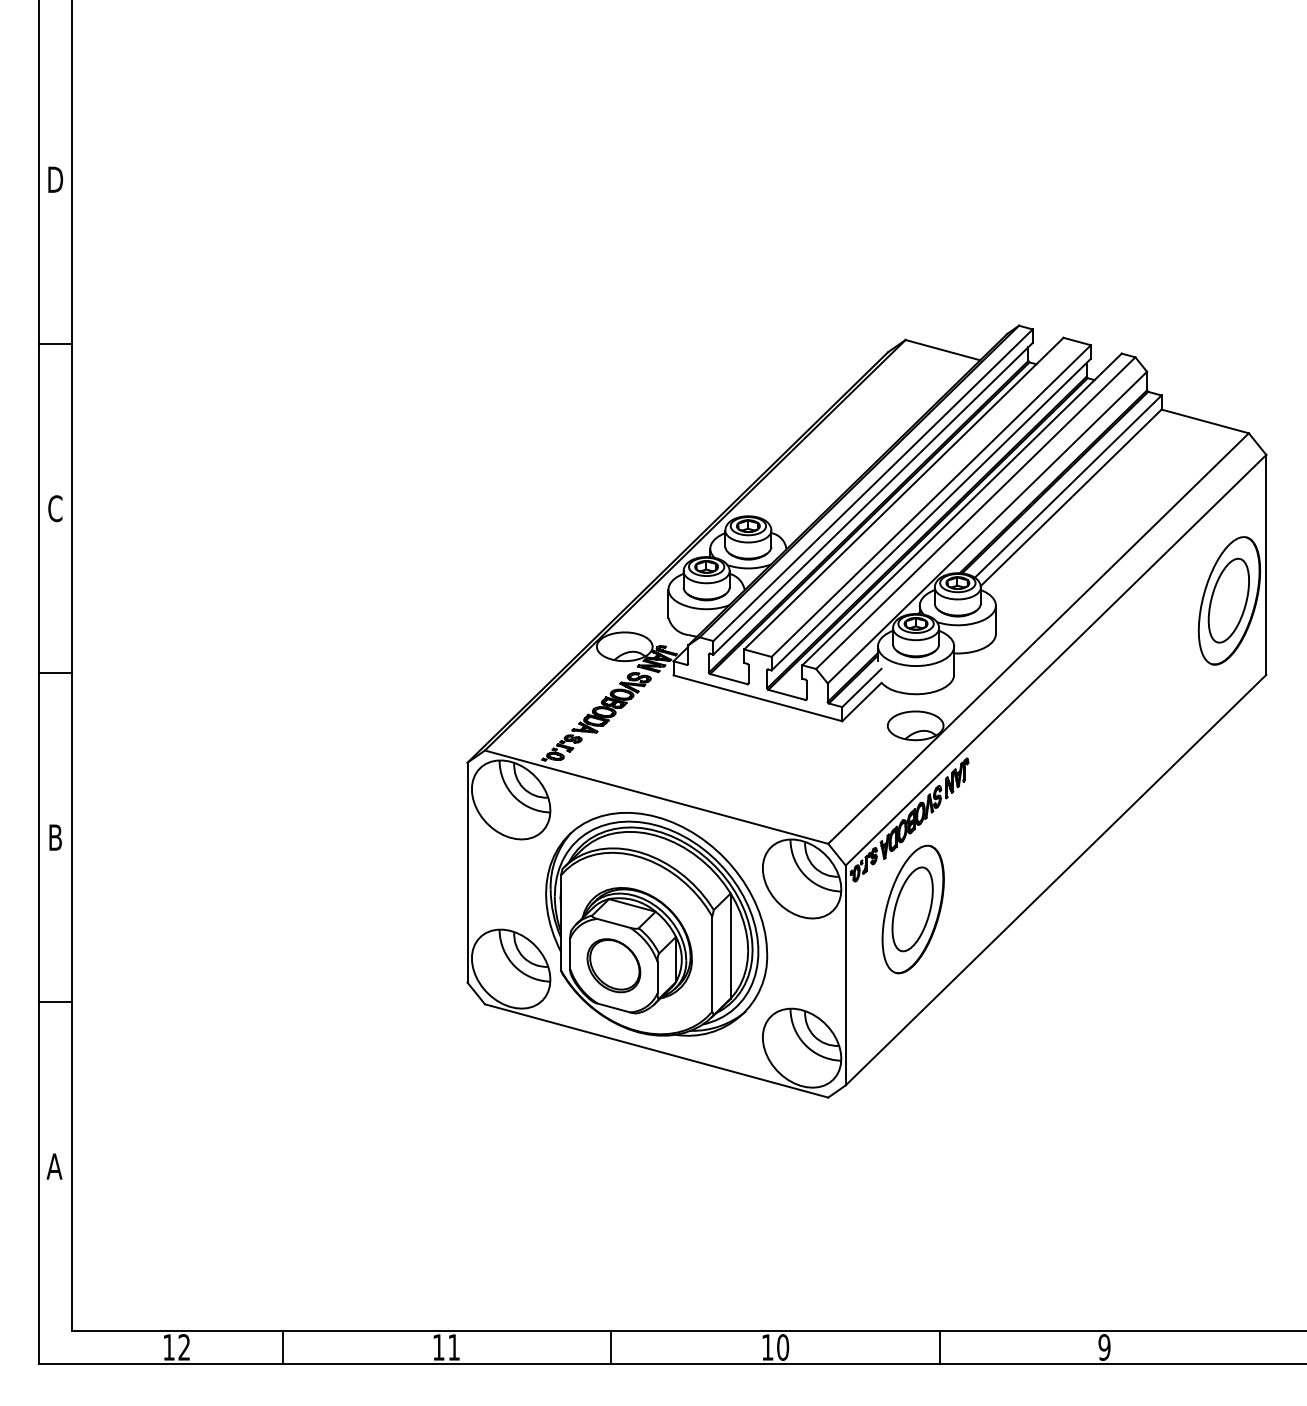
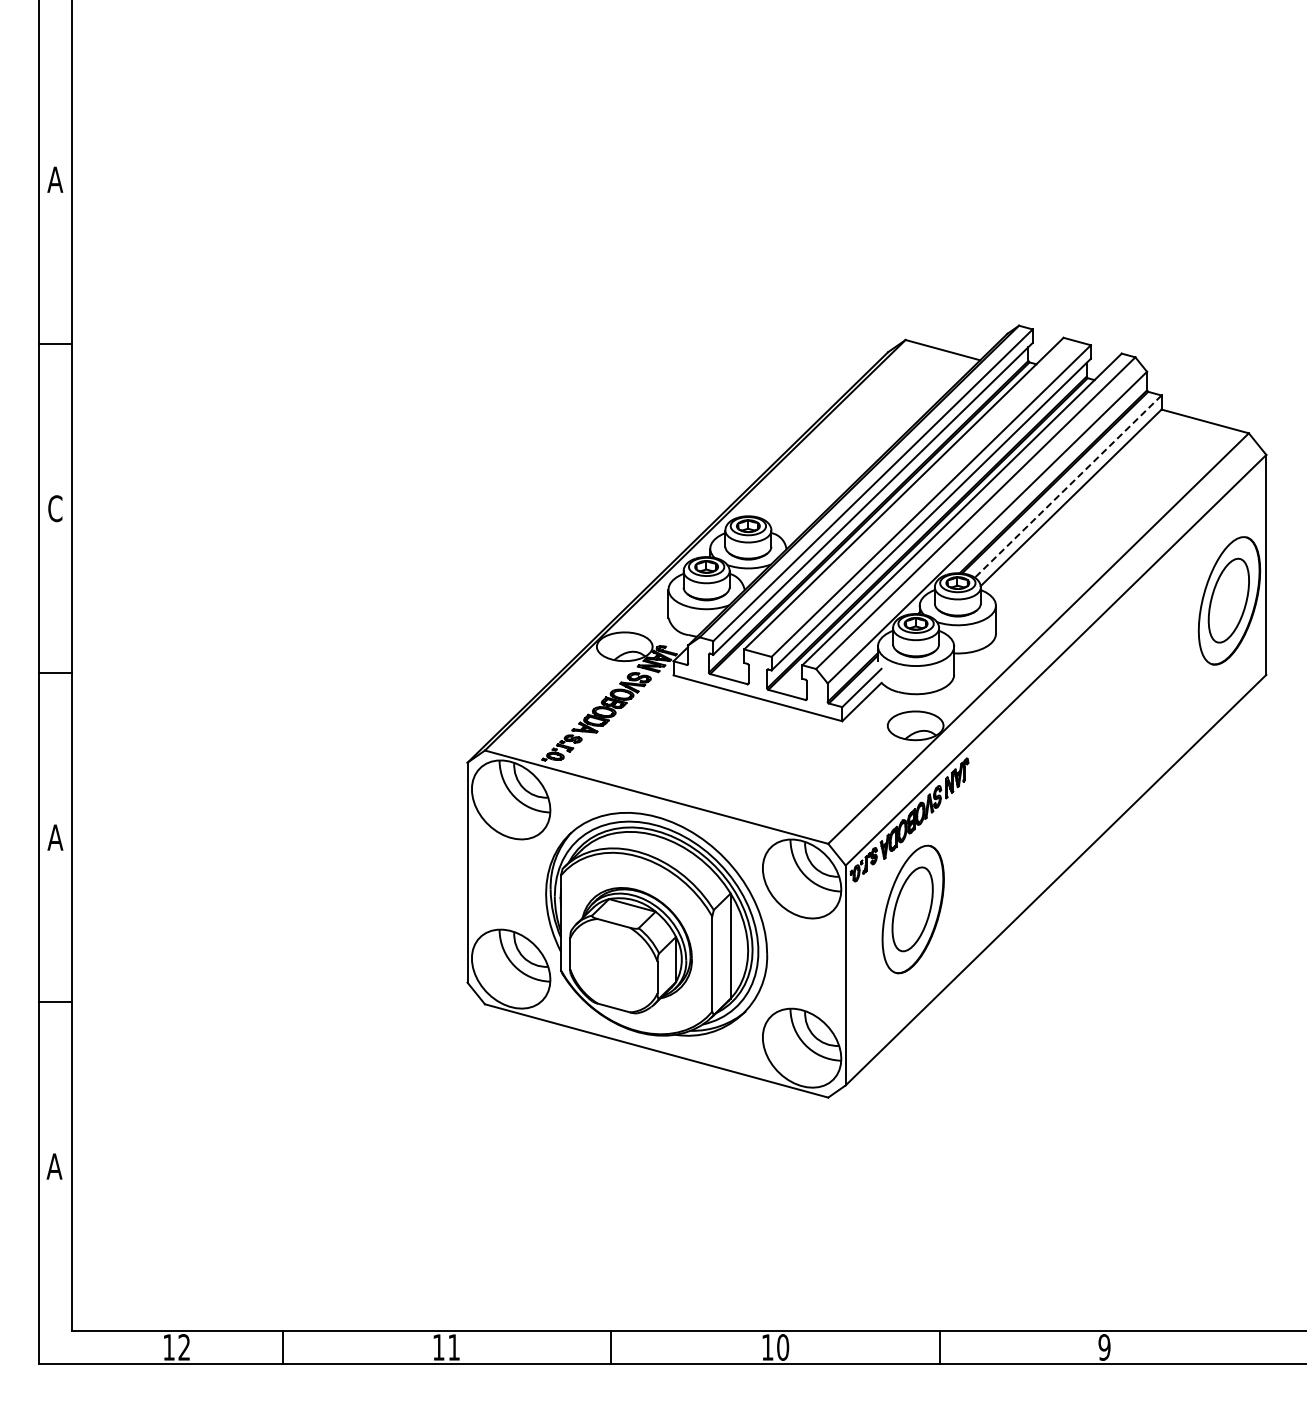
text: D -> A (55, 179)
line: solid -> dashed (1067, 486)
text: B -> A (55, 837)
part: present -> none (613, 965)
